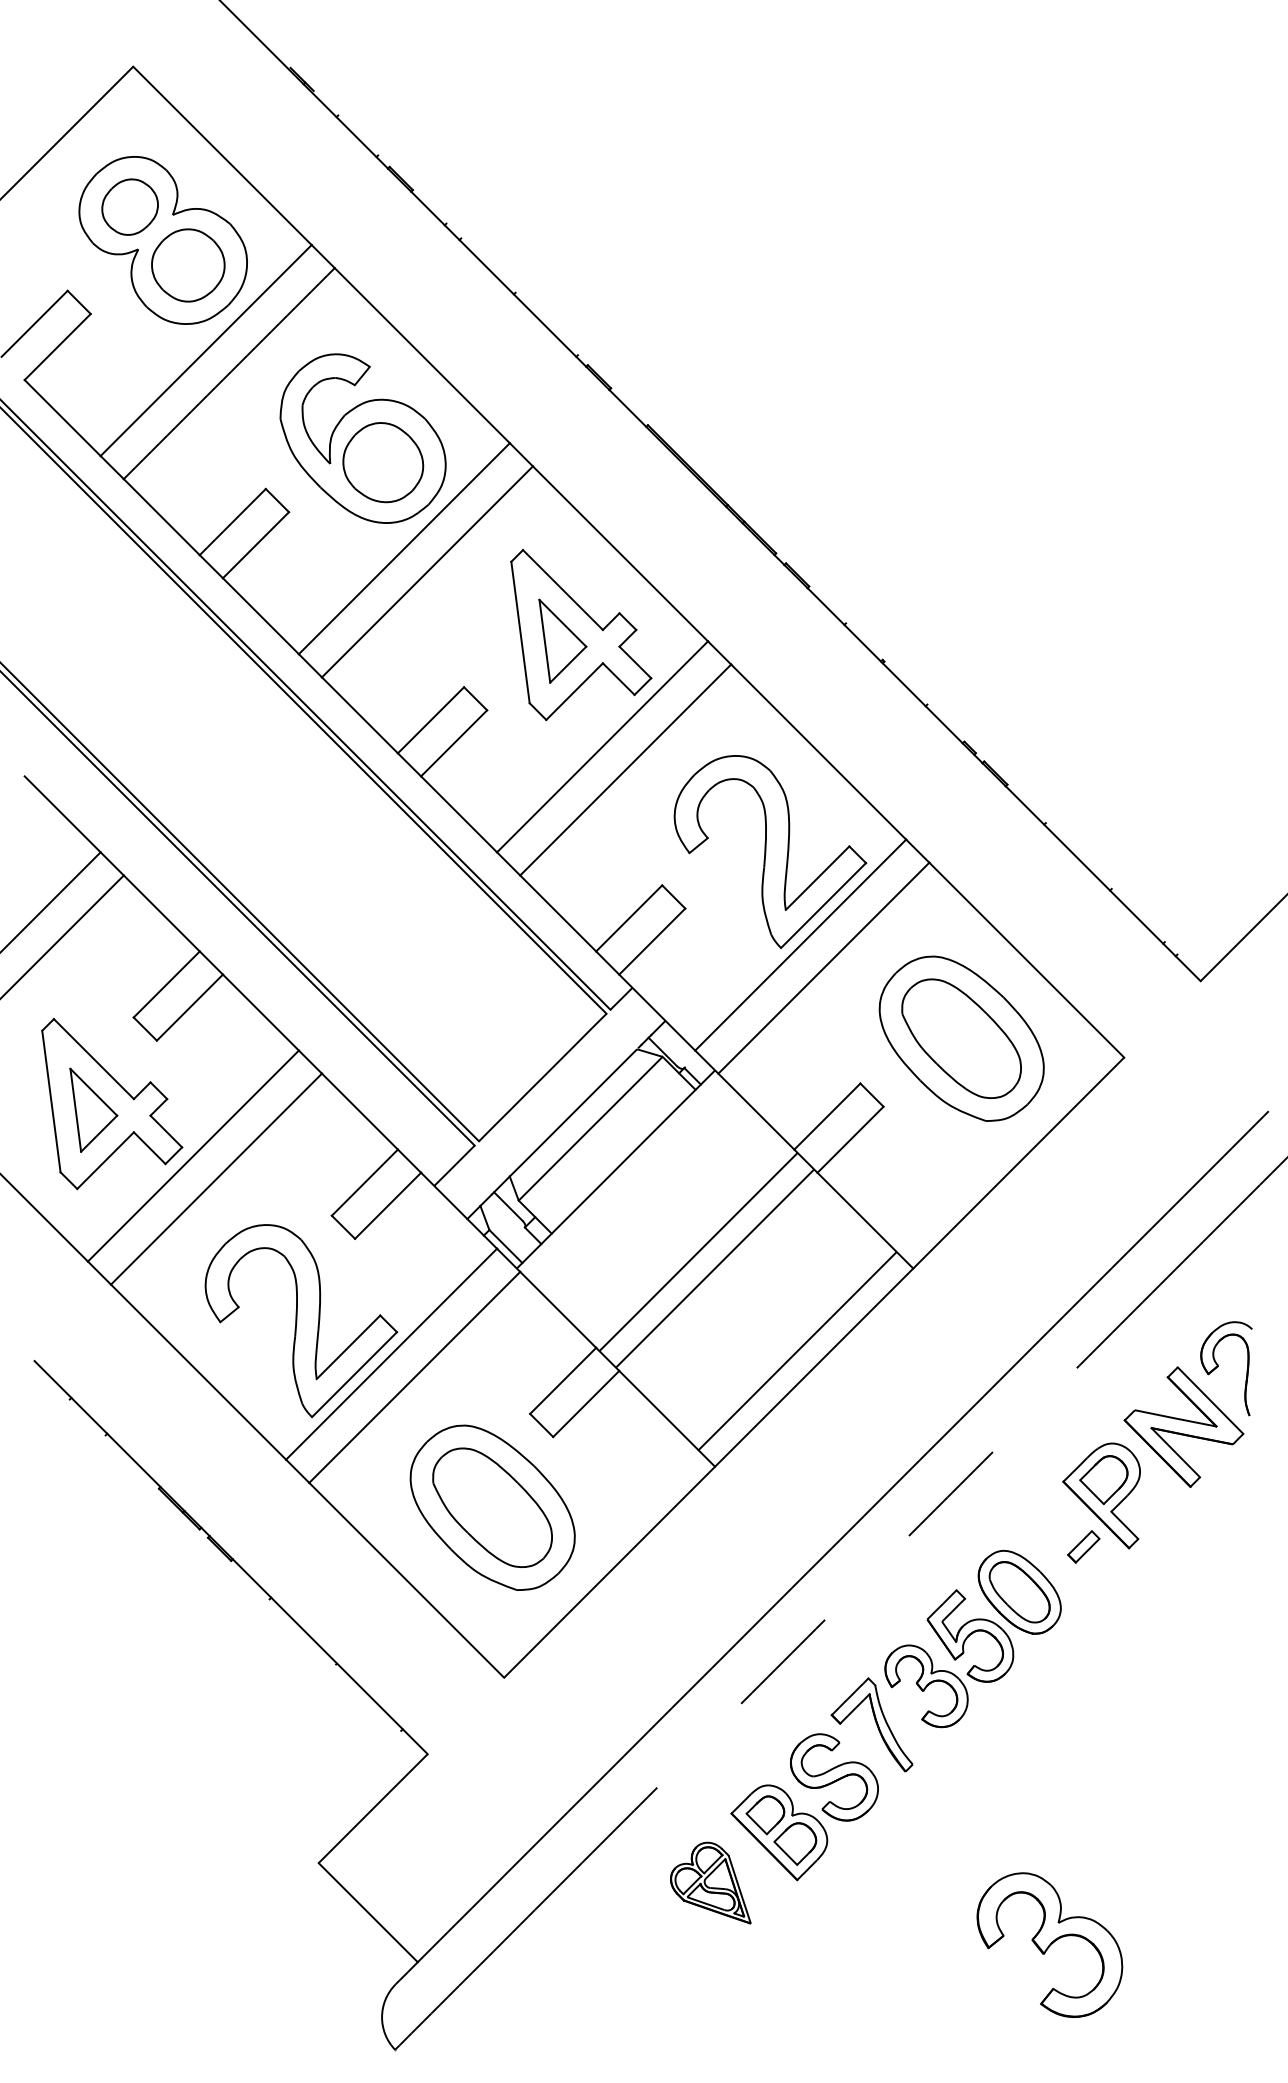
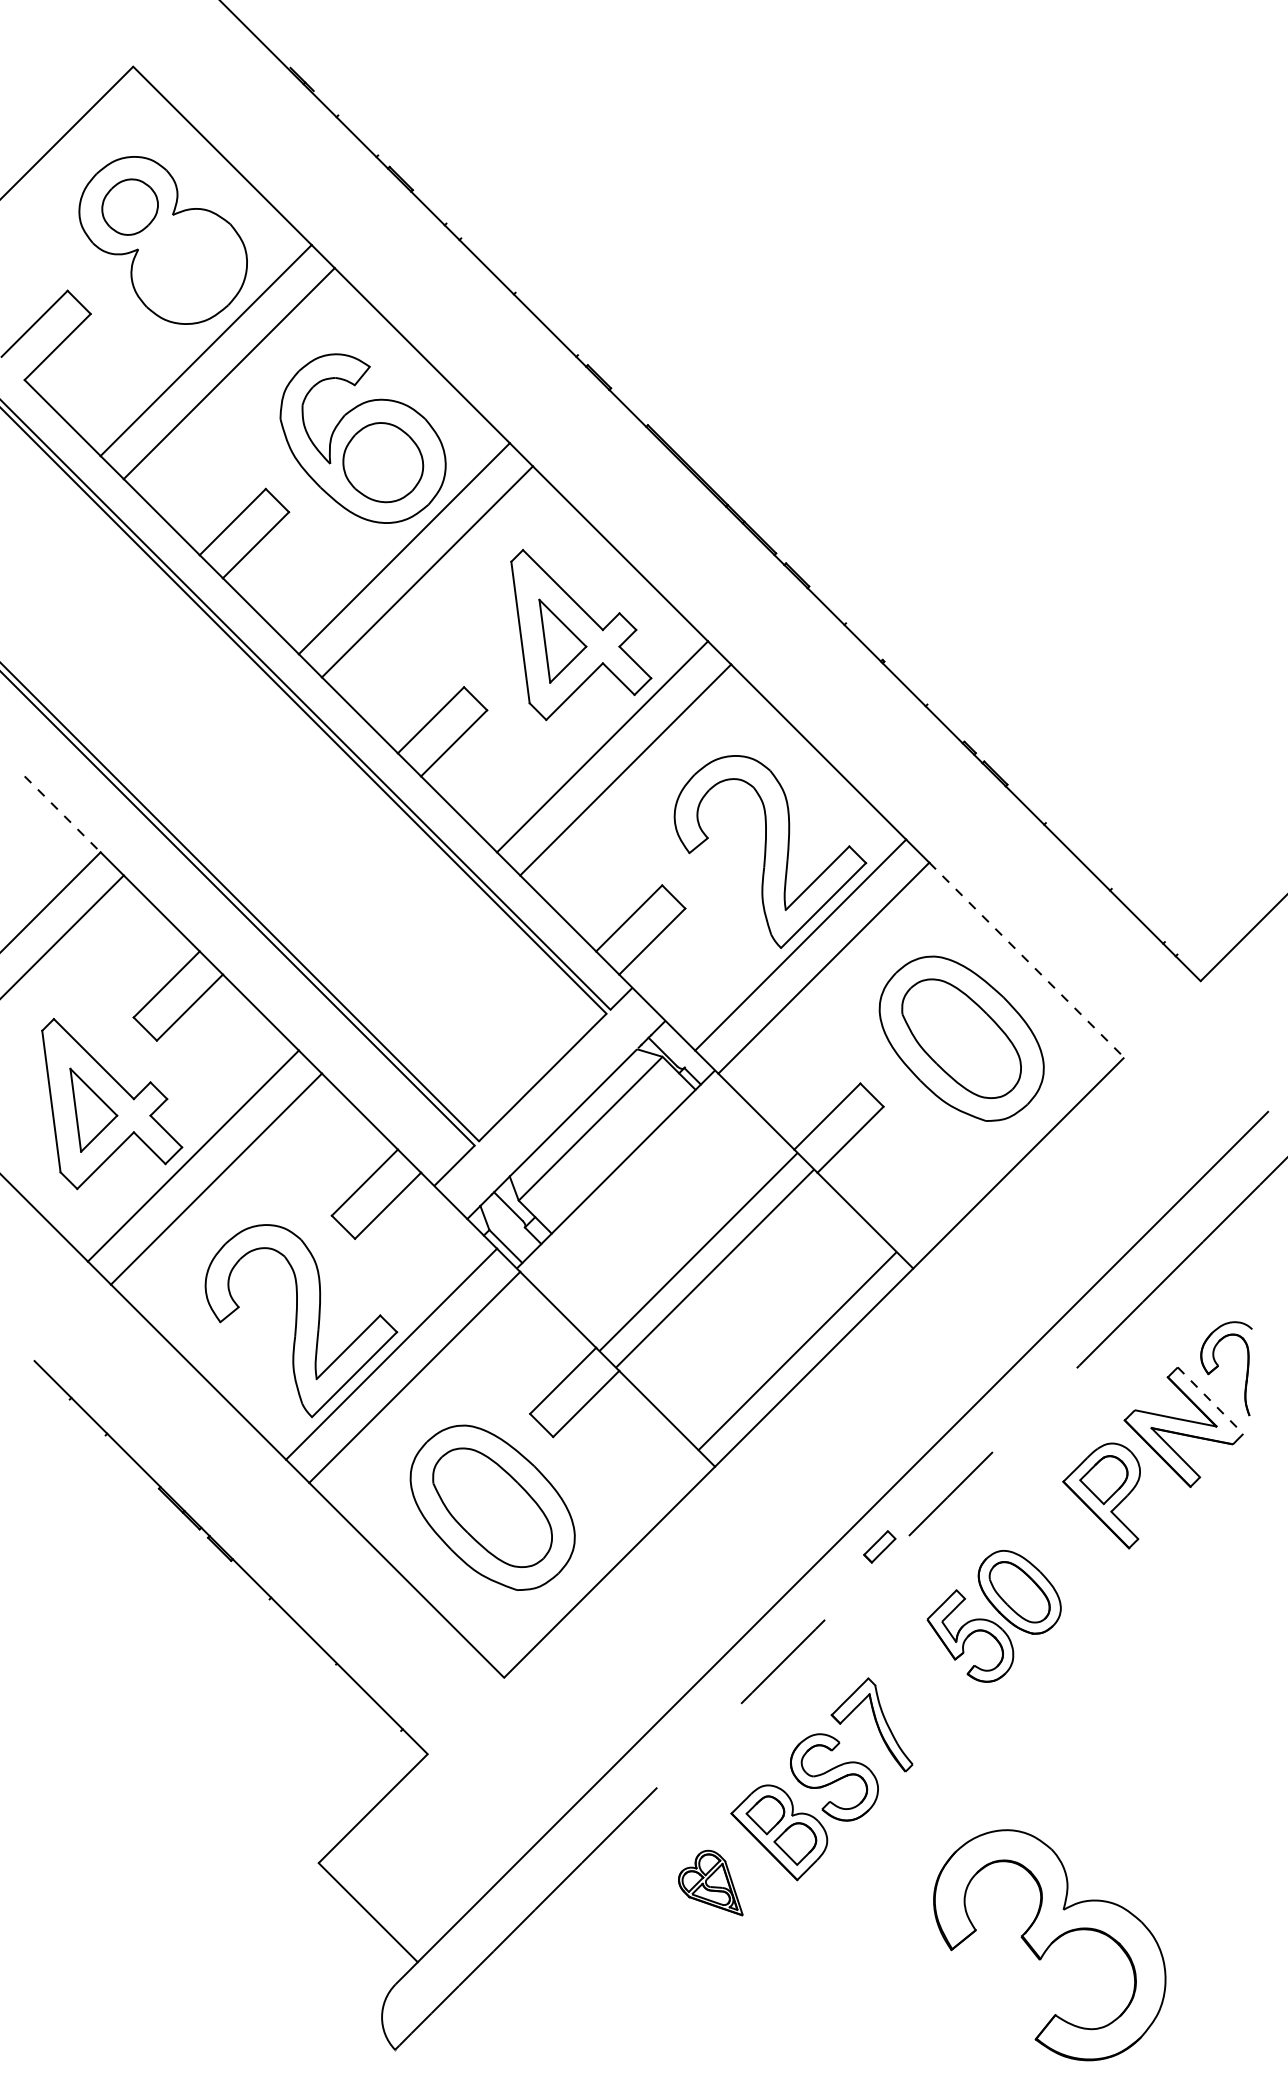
part: present -> none (188, 265)
line: solid -> dashed (62, 814)
line: solid -> dashed (1026, 960)
line: solid -> dashed (1210, 1400)
part position: (1083, 1546) -> (879, 1546) (879, 1546)
part: present -> none (926, 1686)
part size: 82x84 px -> 66x68 px (710, 1882)
part size: 148x146 px -> 234x233 px (1049, 1945)
